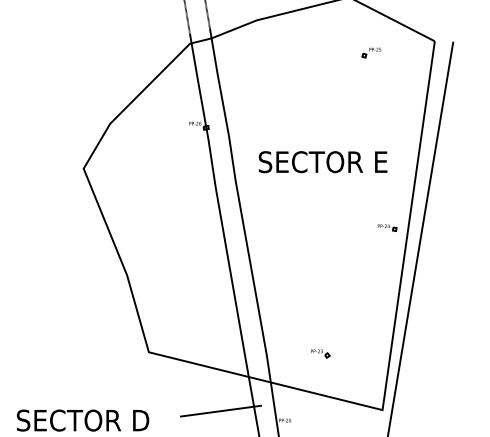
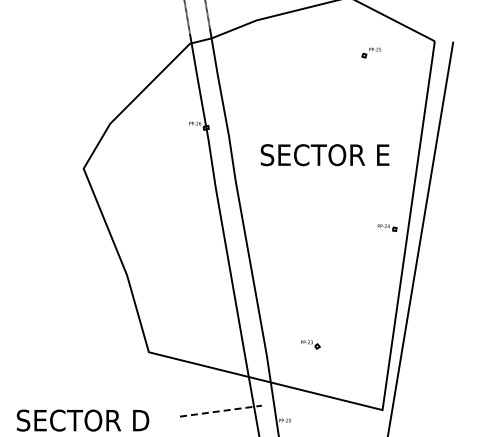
text position: (322, 162) -> (324, 155) (324, 155)
part position: (320, 353) -> (310, 344) (310, 344)
line: solid -> dashed (221, 411)
